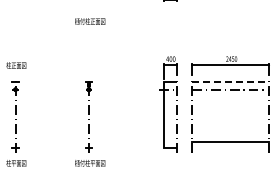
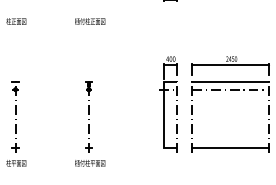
text position: (16, 65) -> (16, 21) (16, 21)
line: dashed -> solid (230, 81)
line position: (230, 141) -> (230, 147) (230, 147)
